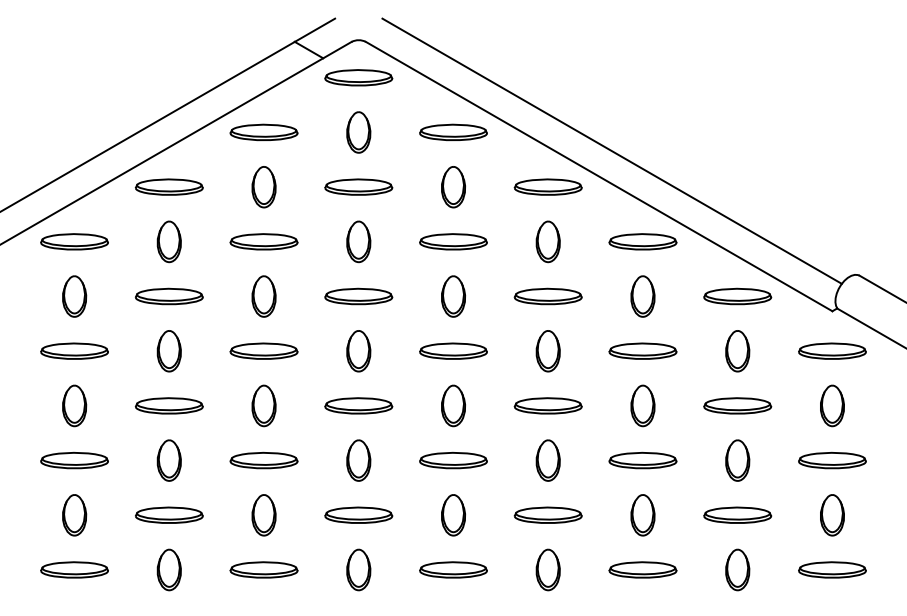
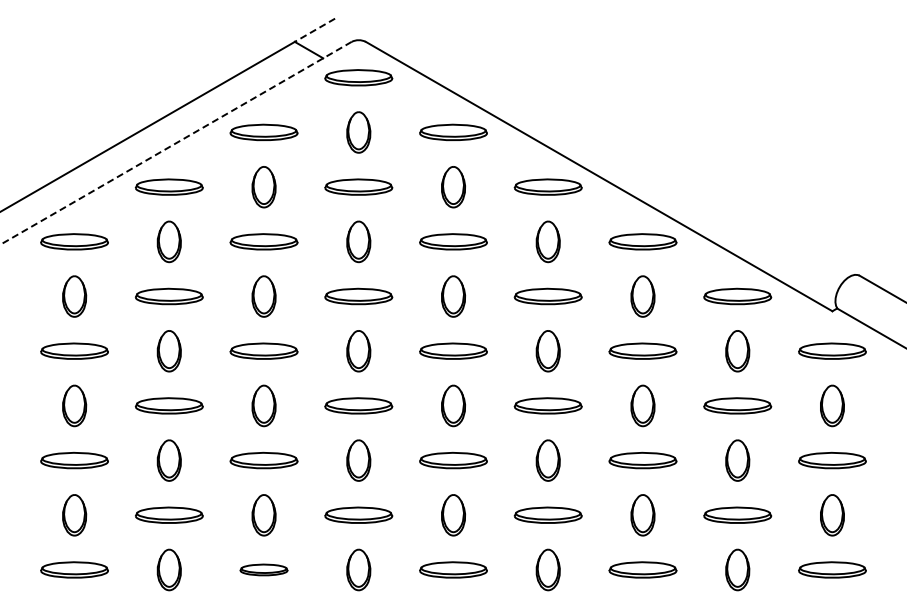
line: solid -> dashed (314, 30)
line: solid -> dashed (175, 143)
line: present -> none (611, 150)
part size: 70x18 px -> 50x14 px (263, 569)
